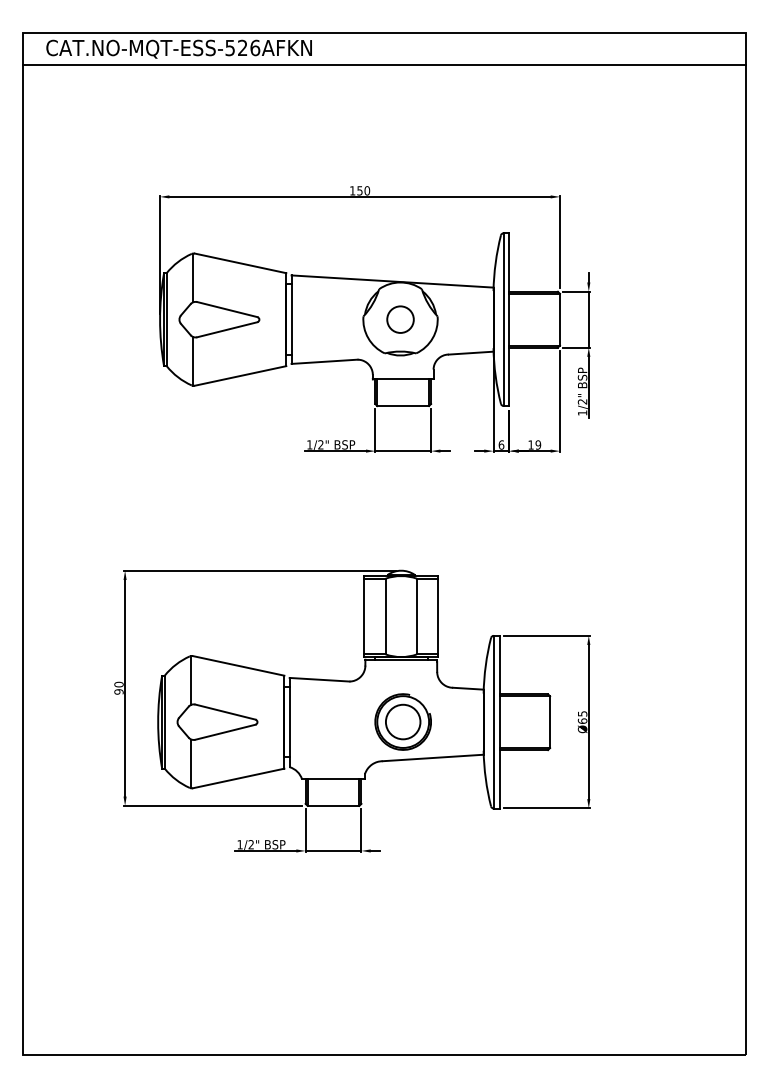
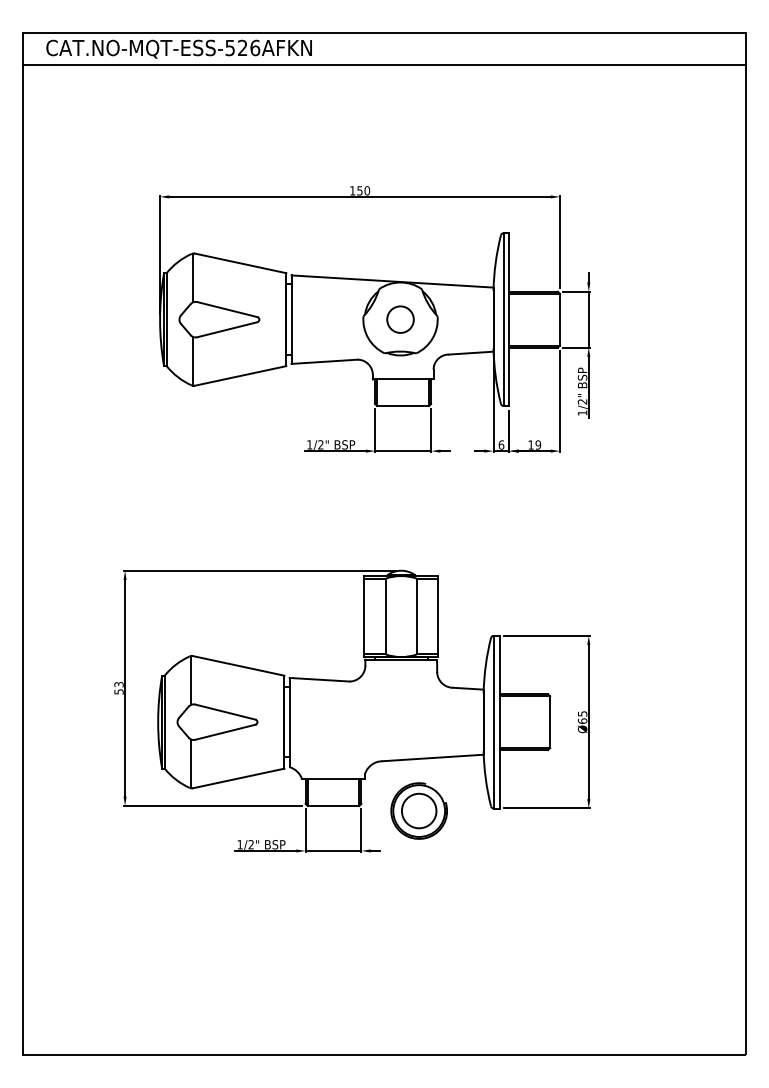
text: 90 -> 53 (118, 687)
part position: (402, 721) -> (418, 810) (418, 810)
